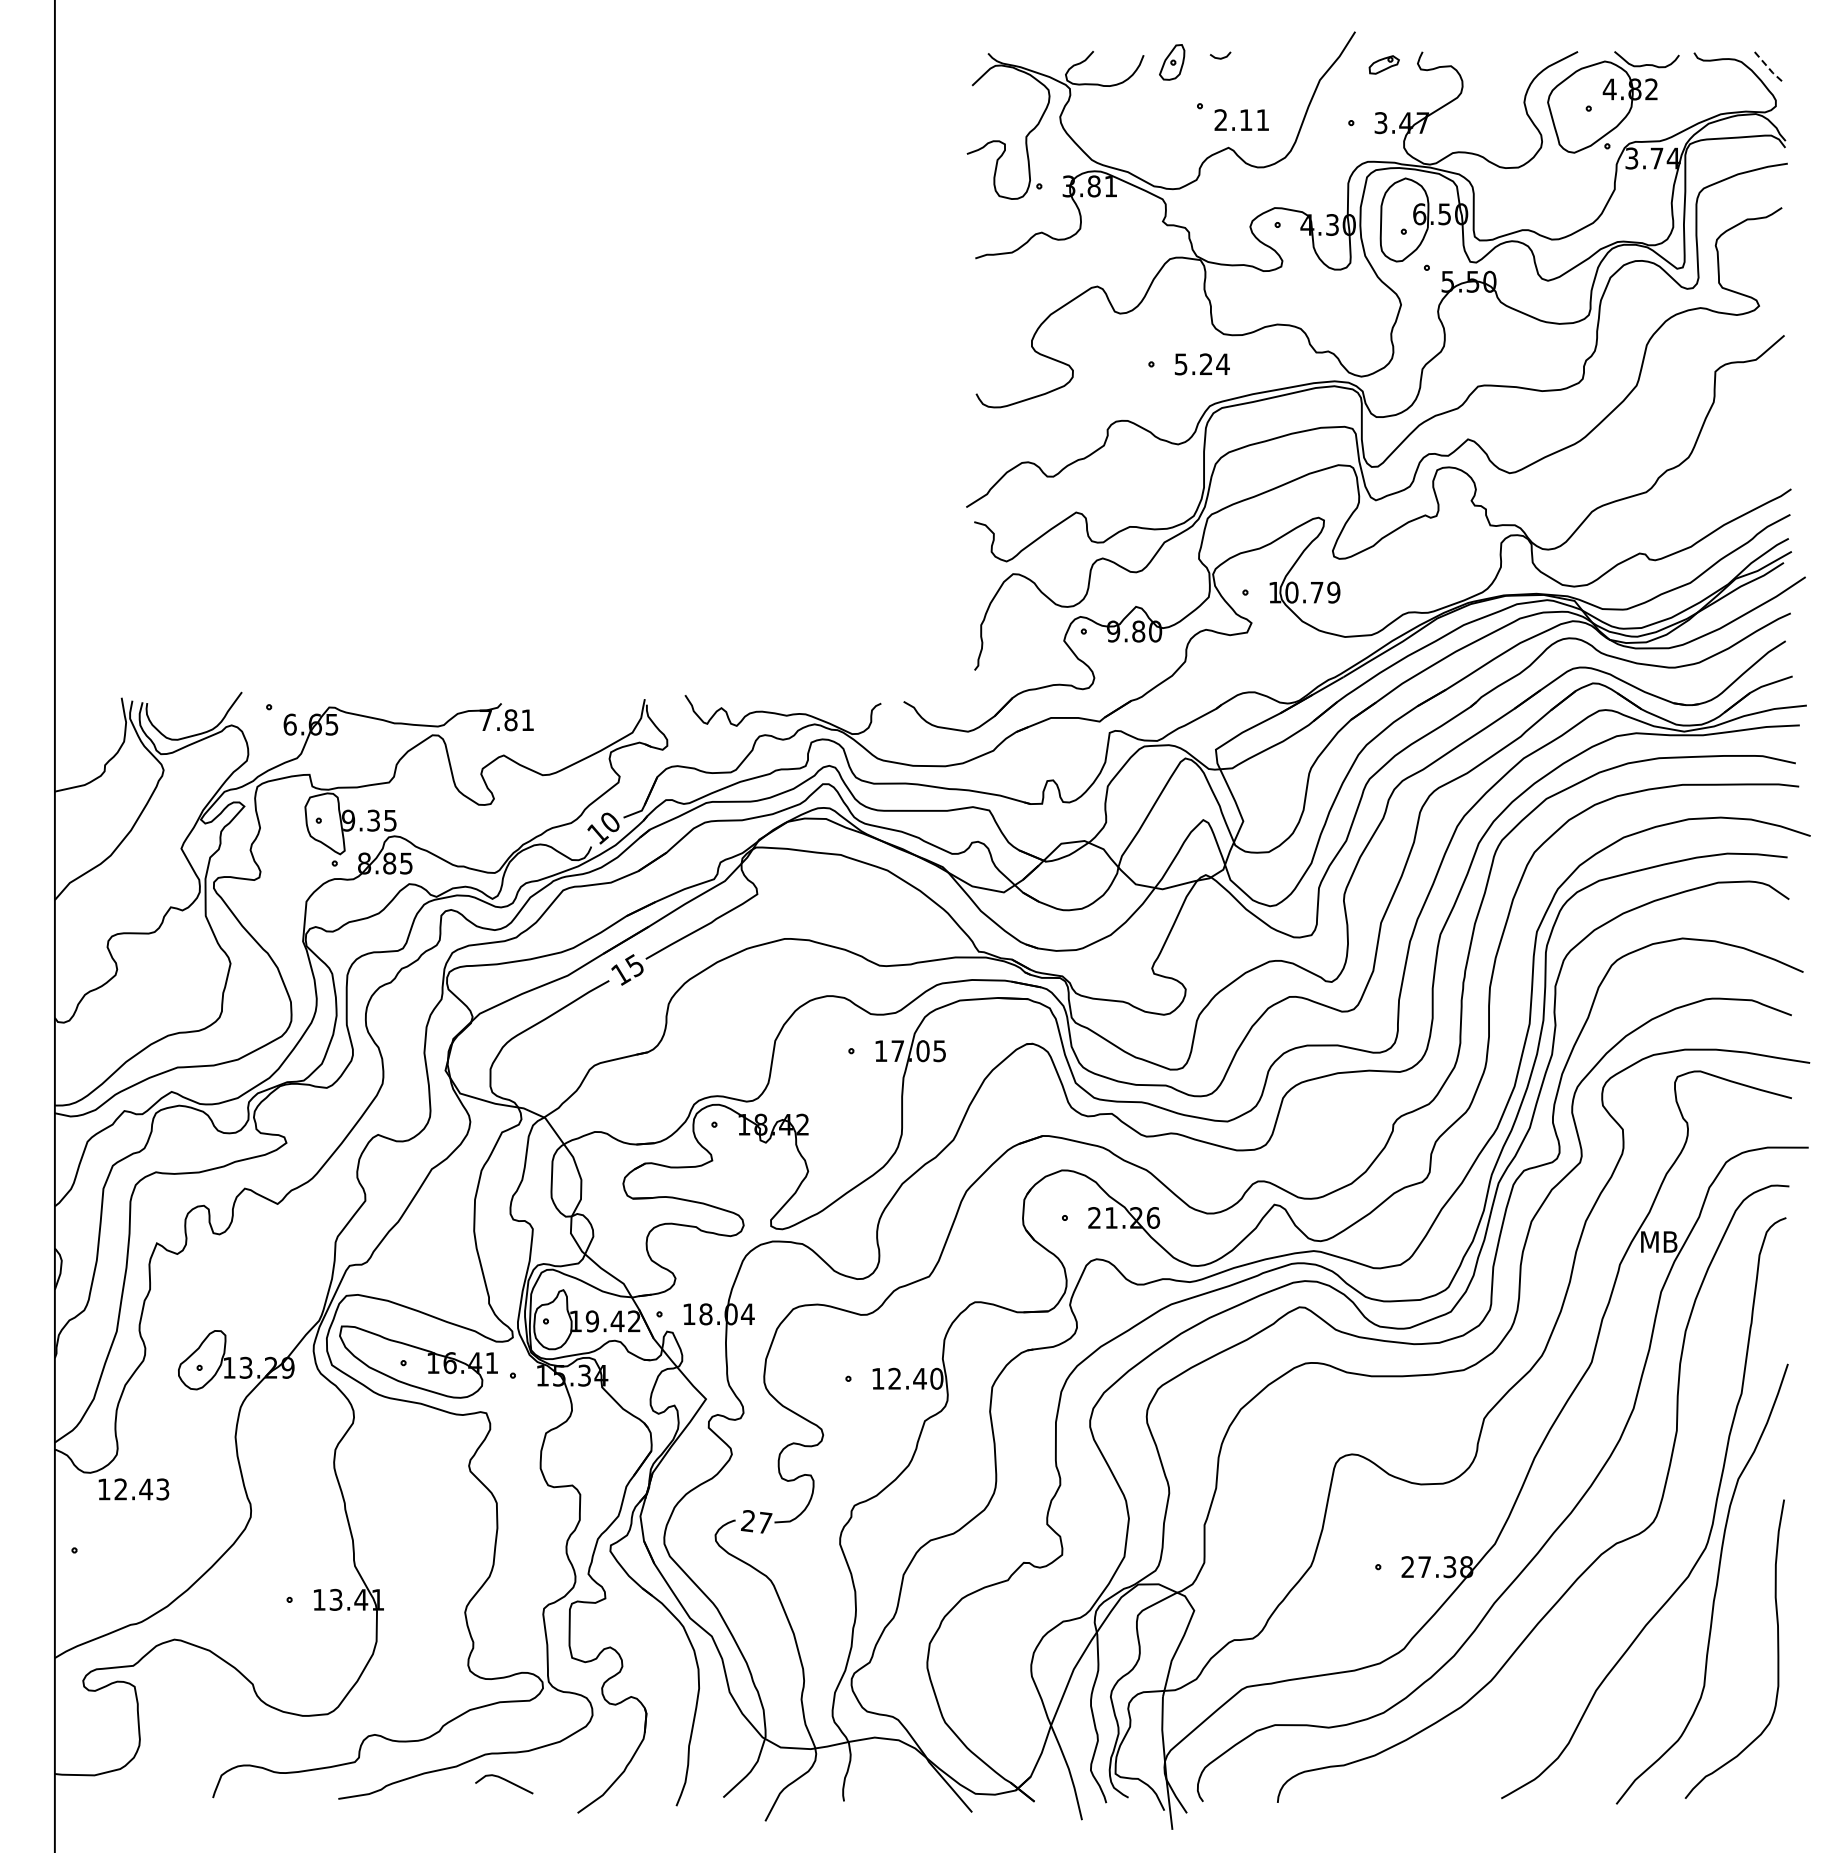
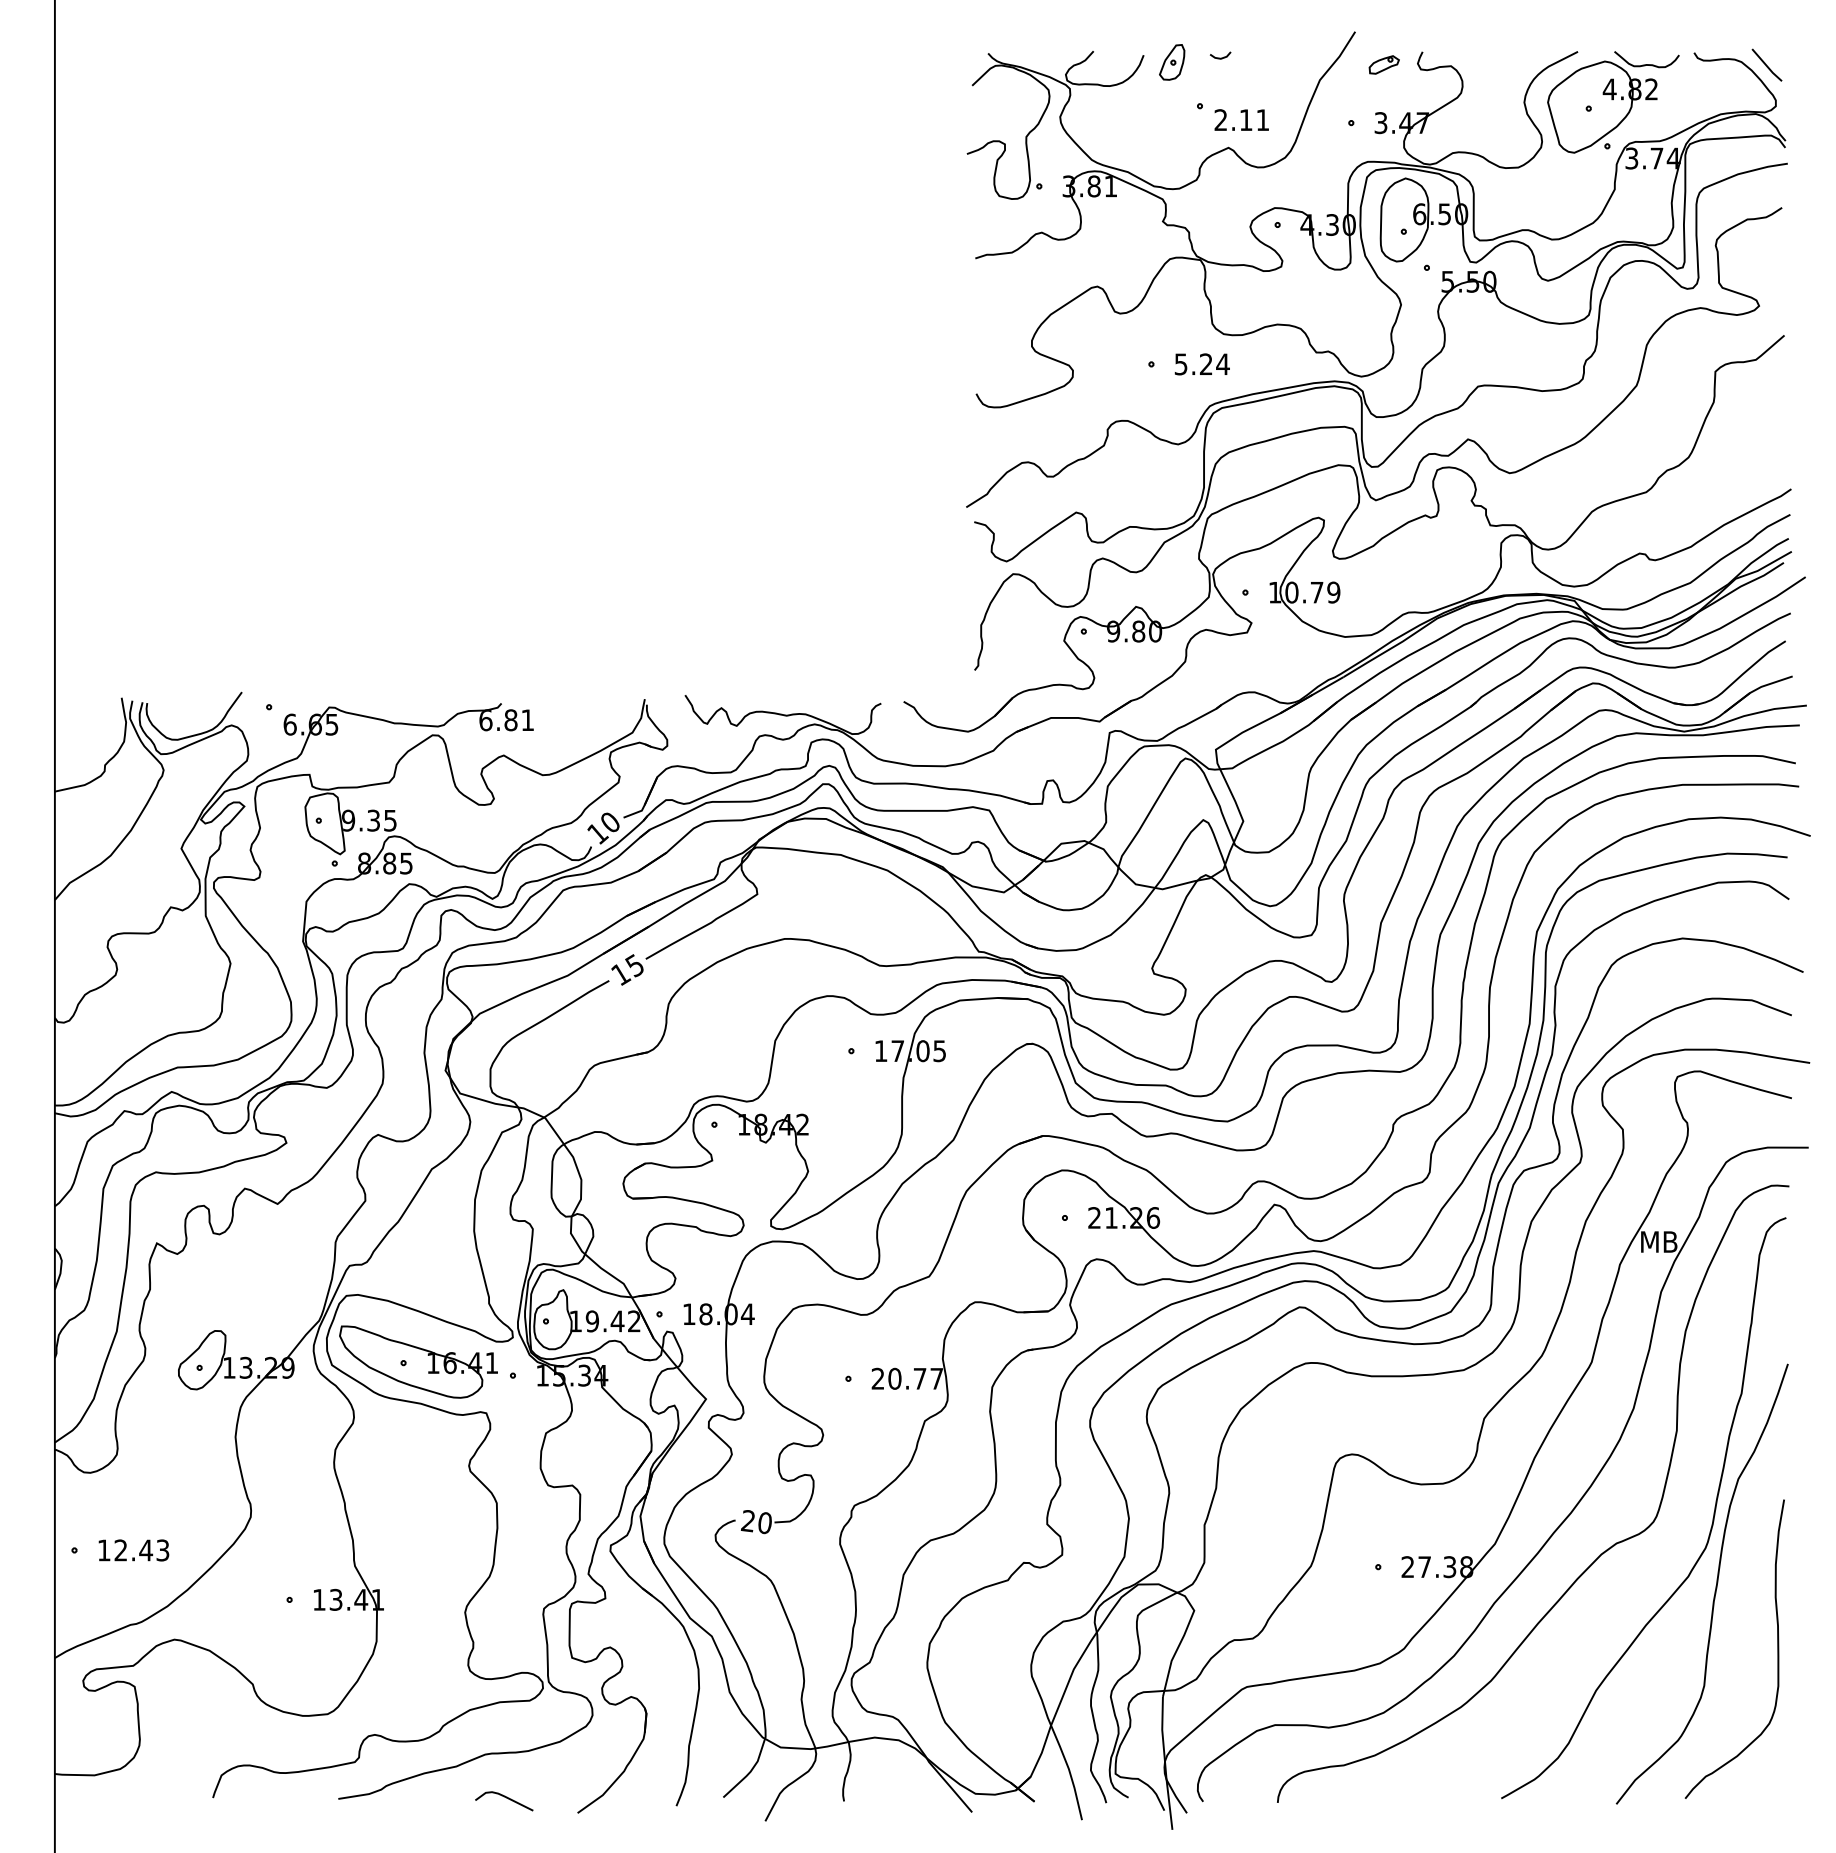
line: dashed -> solid (1766, 66)
text: 7.81 -> 6.81 (485, 720)
text: 12.40 -> 20.77 (907, 1378)
text position: (133, 1489) -> (133, 1550) (133, 1550)
text: 27 -> 20 (765, 1522)
curve position: (506, 1781) -> (506, 1798) (506, 1798)
